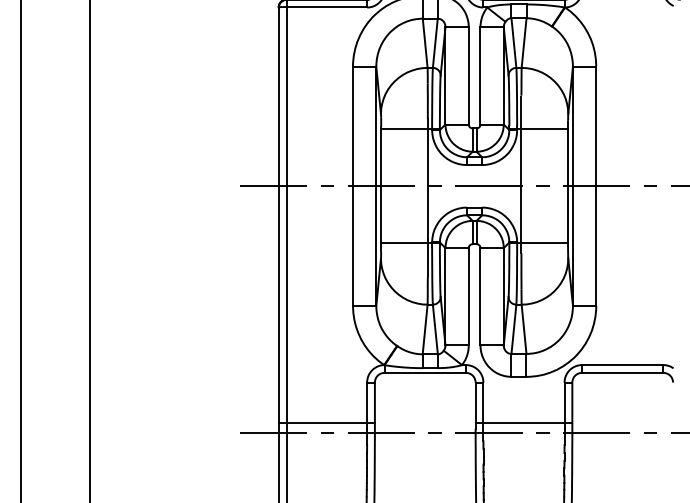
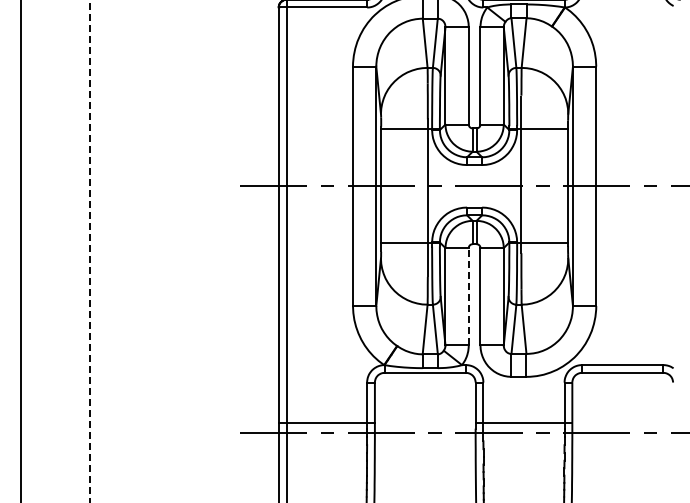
line: solid -> dashed (90, 251)
line: solid -> dashed (468, 296)
